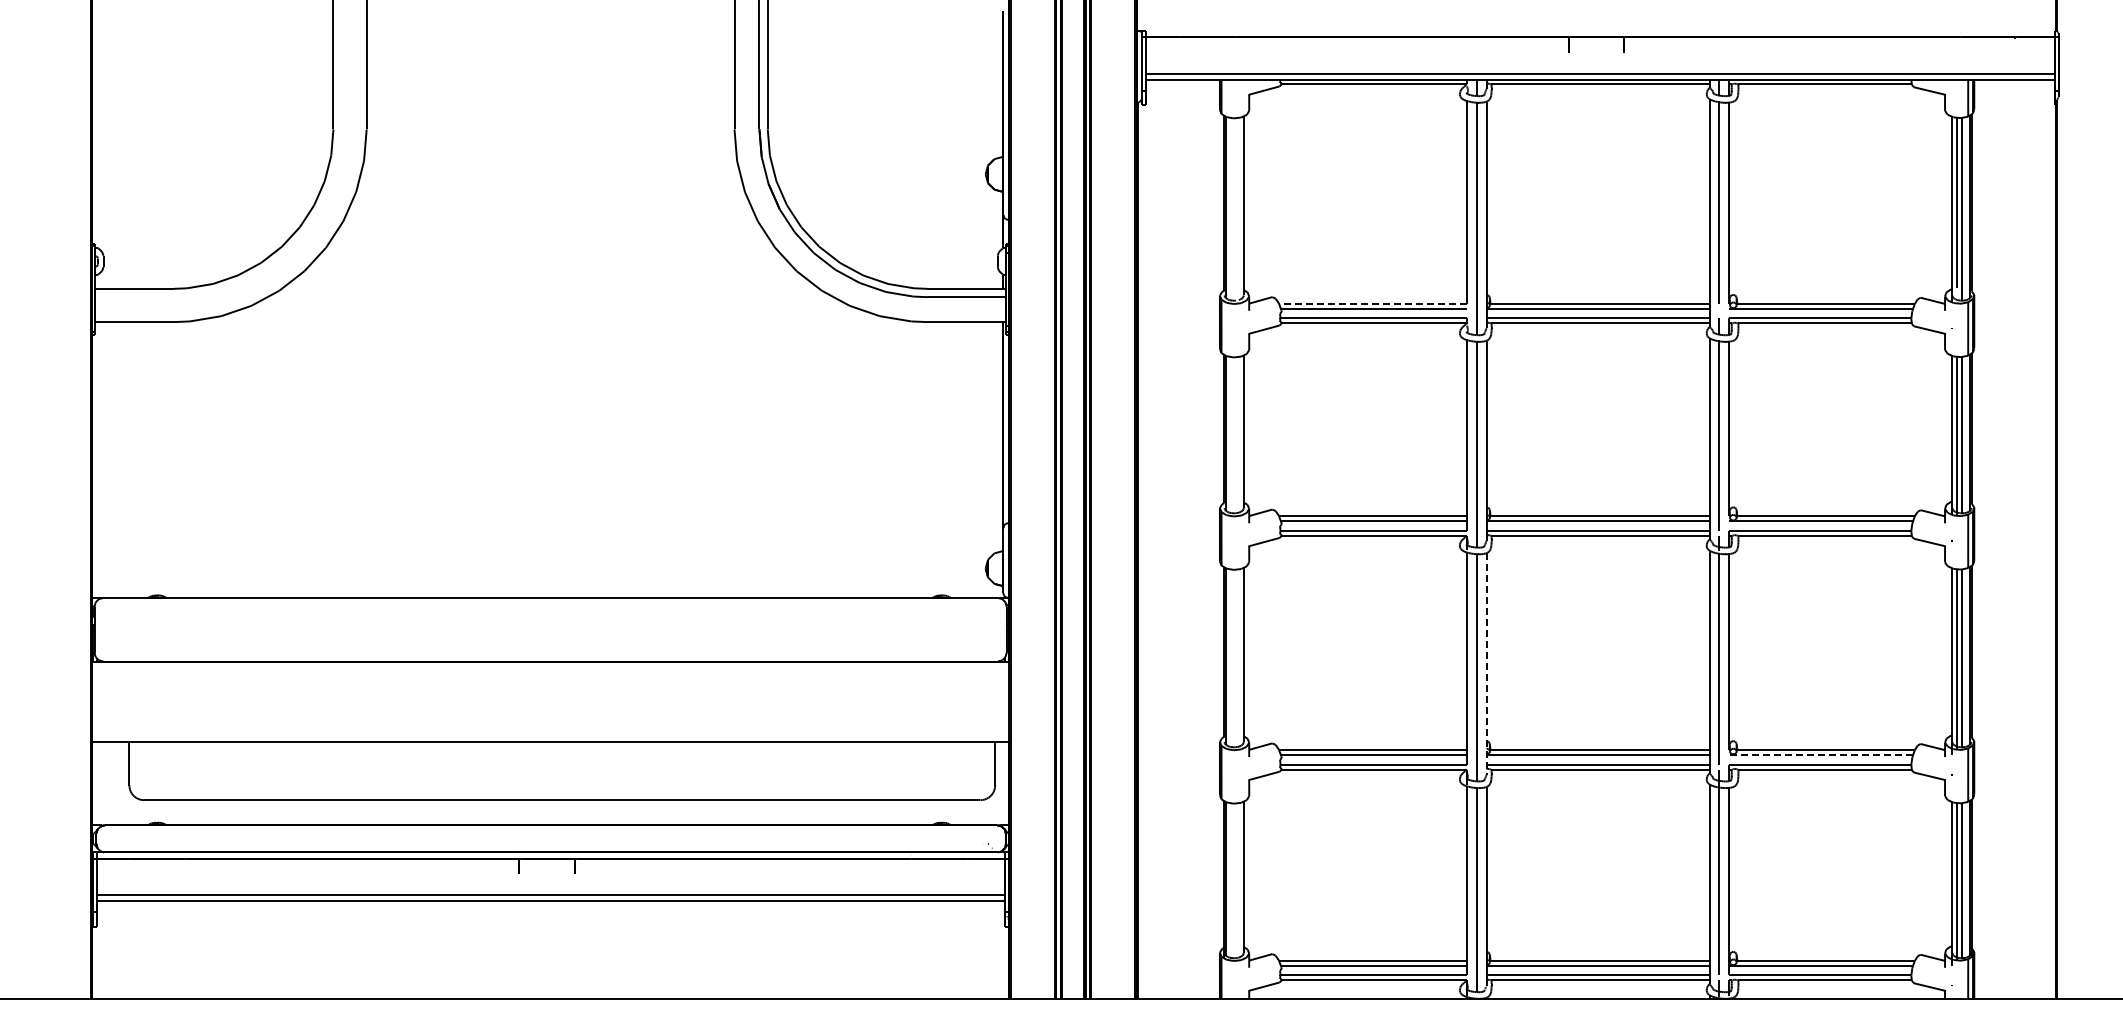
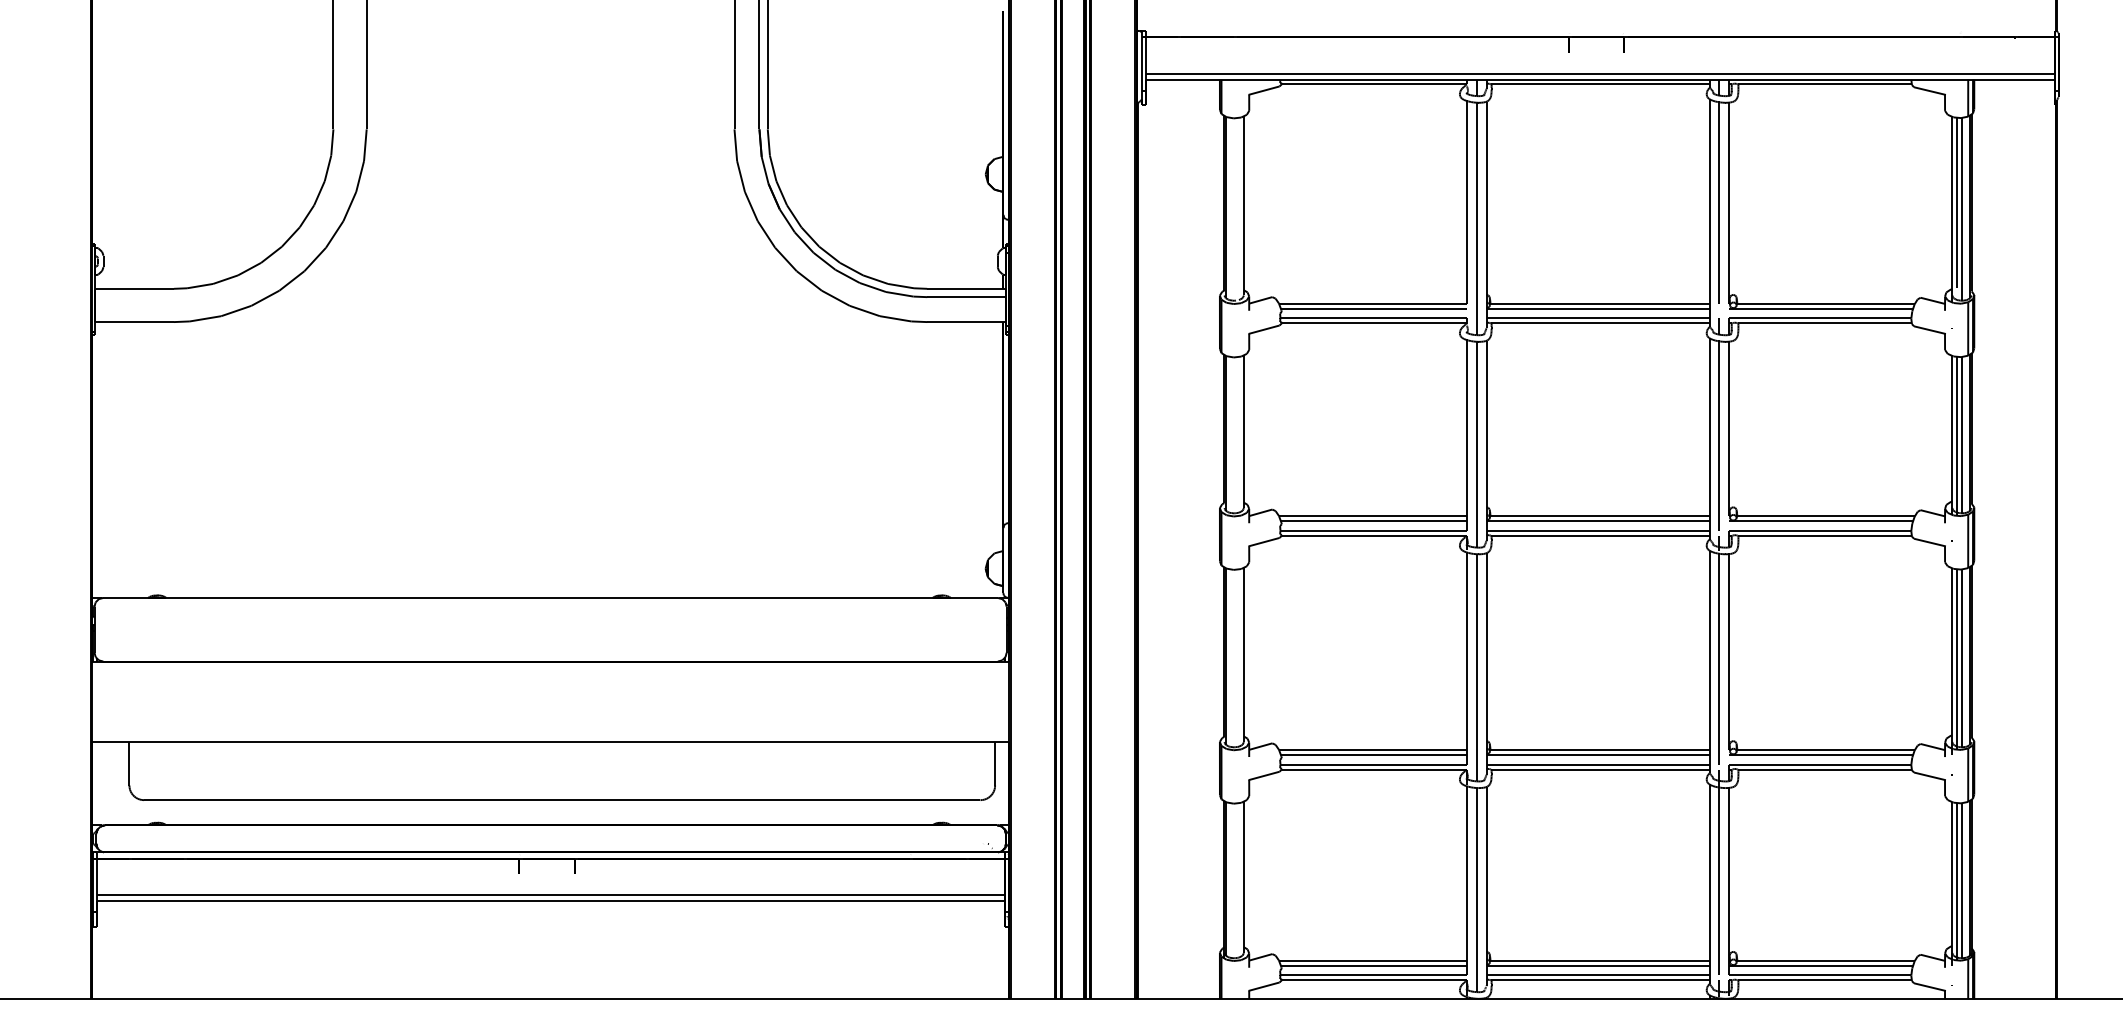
line: dashed -> solid (1373, 303)
line: dashed -> solid (1486, 664)
line: dashed -> solid (1820, 754)
